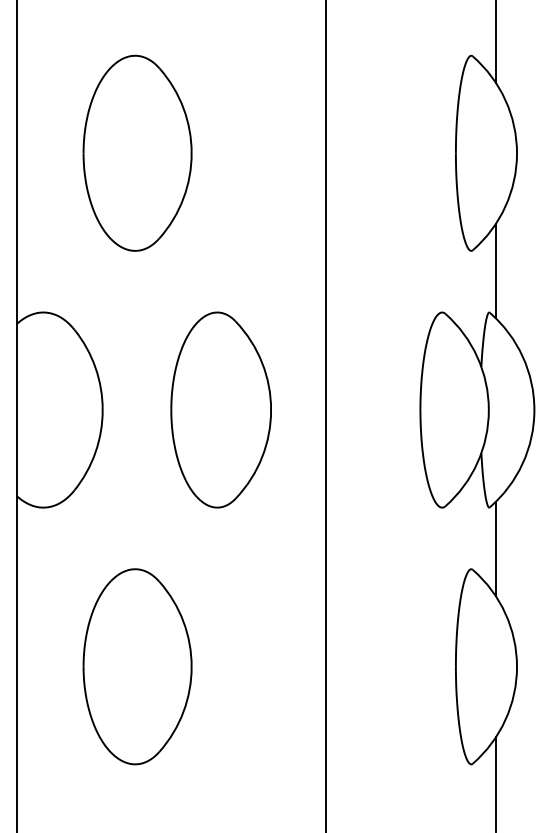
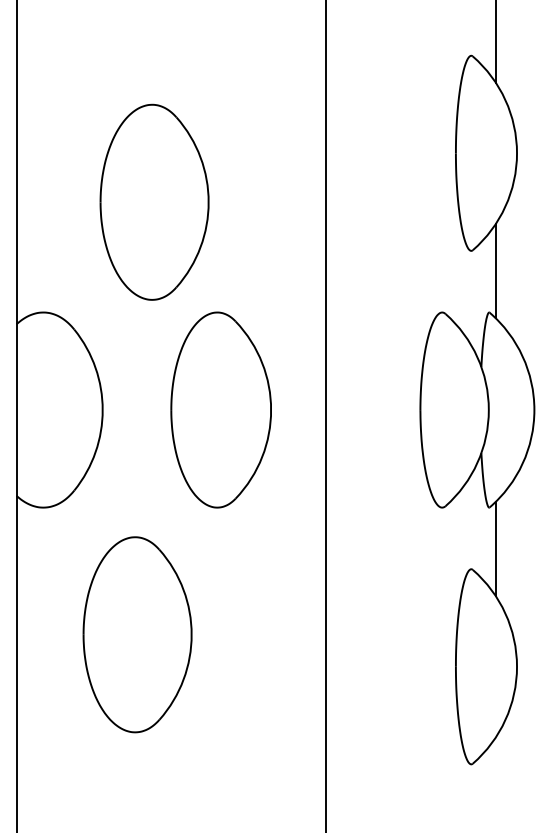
part position: (137, 152) -> (154, 201) (154, 201)
part position: (137, 666) -> (137, 634) (137, 634)
line: present -> none (496, 783)
